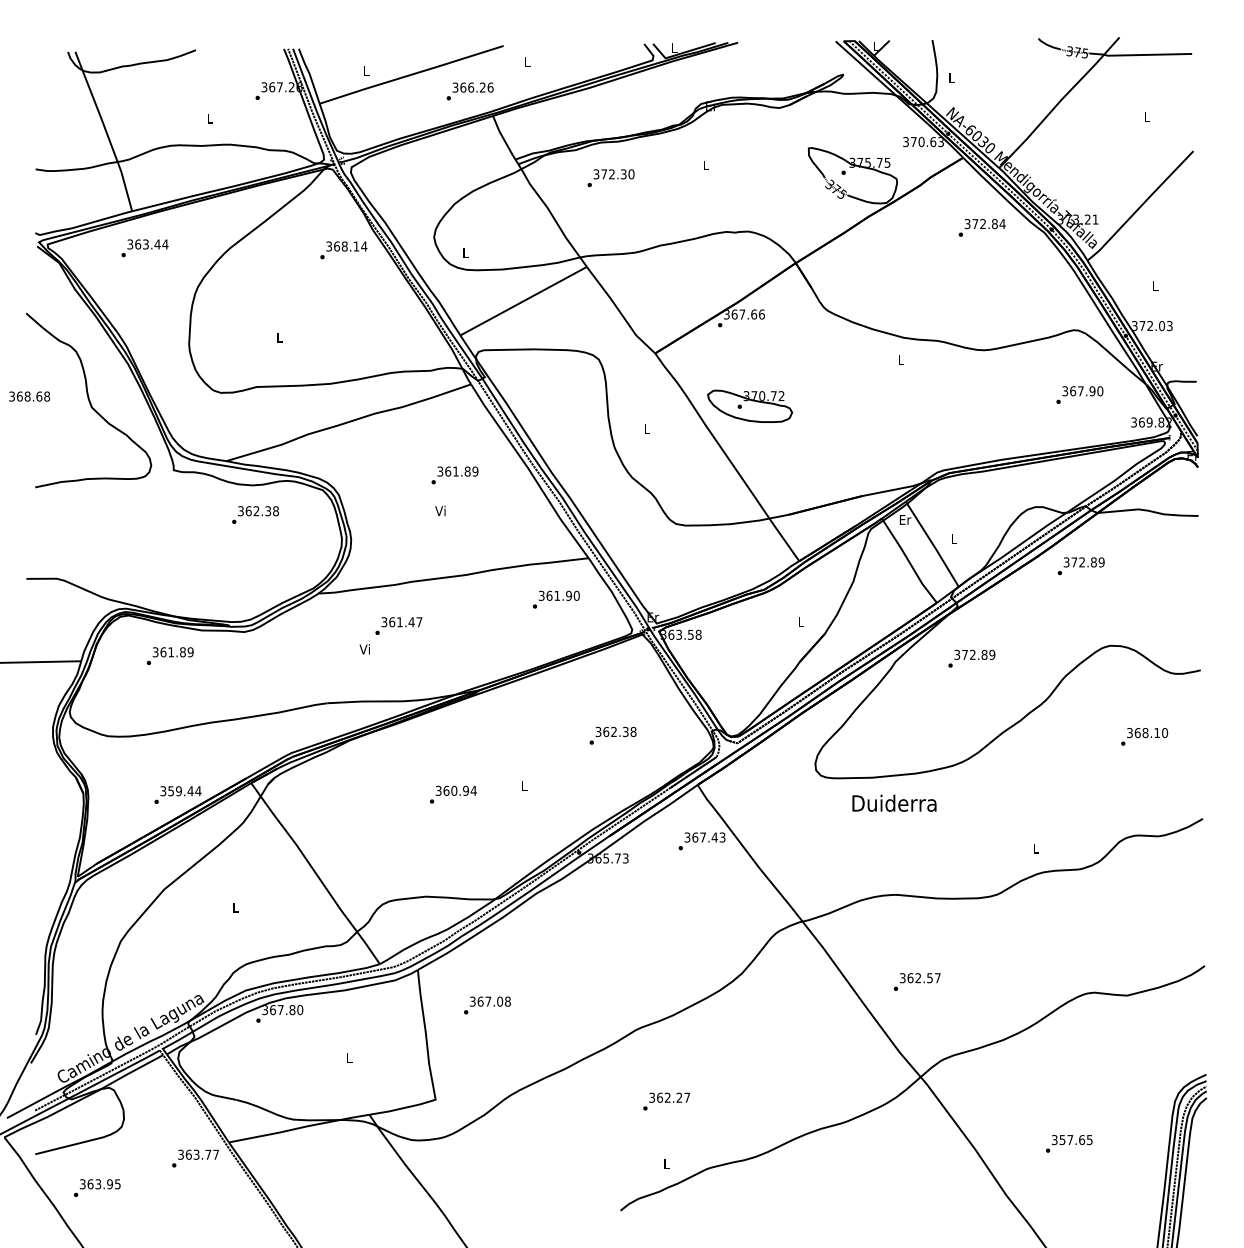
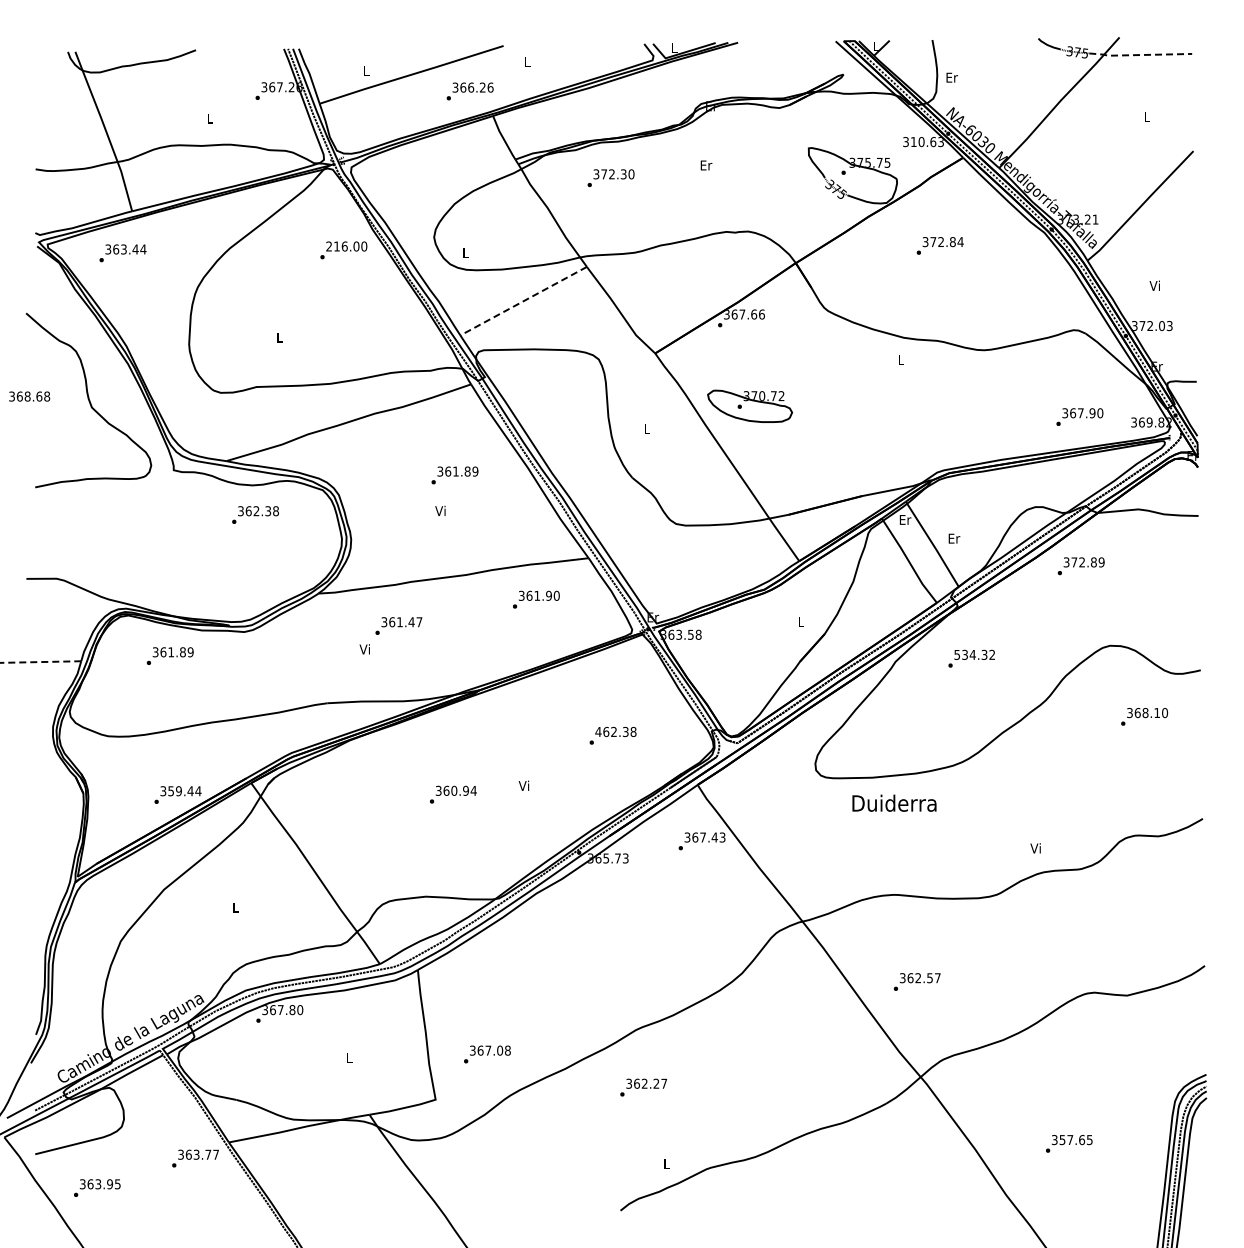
line: solid -> dashed (1139, 55)
text: L -> Er (951, 77)
text: 370.63 -> 310.63 (913, 141)
text: L -> Er (706, 165)
text position: (981, 227) -> (939, 245) (939, 245)
text: 368.14 -> 216.00 (346, 246)
text position: (144, 248) -> (122, 253) (122, 253)
text: L -> Vi (1154, 285)
line: solid -> dashed (523, 301)
text position: (1079, 394) -> (1079, 416) (1079, 416)
text: L -> Er (954, 538)
text position: (556, 599) -> (536, 599) (536, 599)
text: 372.89 -> 534.32 (974, 654)
line: solid -> dashed (40, 662)
text: 362.38 -> 462.38 (598, 731)
text position: (1144, 736) -> (1144, 716) (1144, 716)
text: L -> Vi (523, 785)
text: L -> Vi (1035, 848)
text position: (487, 1005) -> (487, 1054) (487, 1054)
text position: (666, 1101) -> (643, 1087) (643, 1087)
